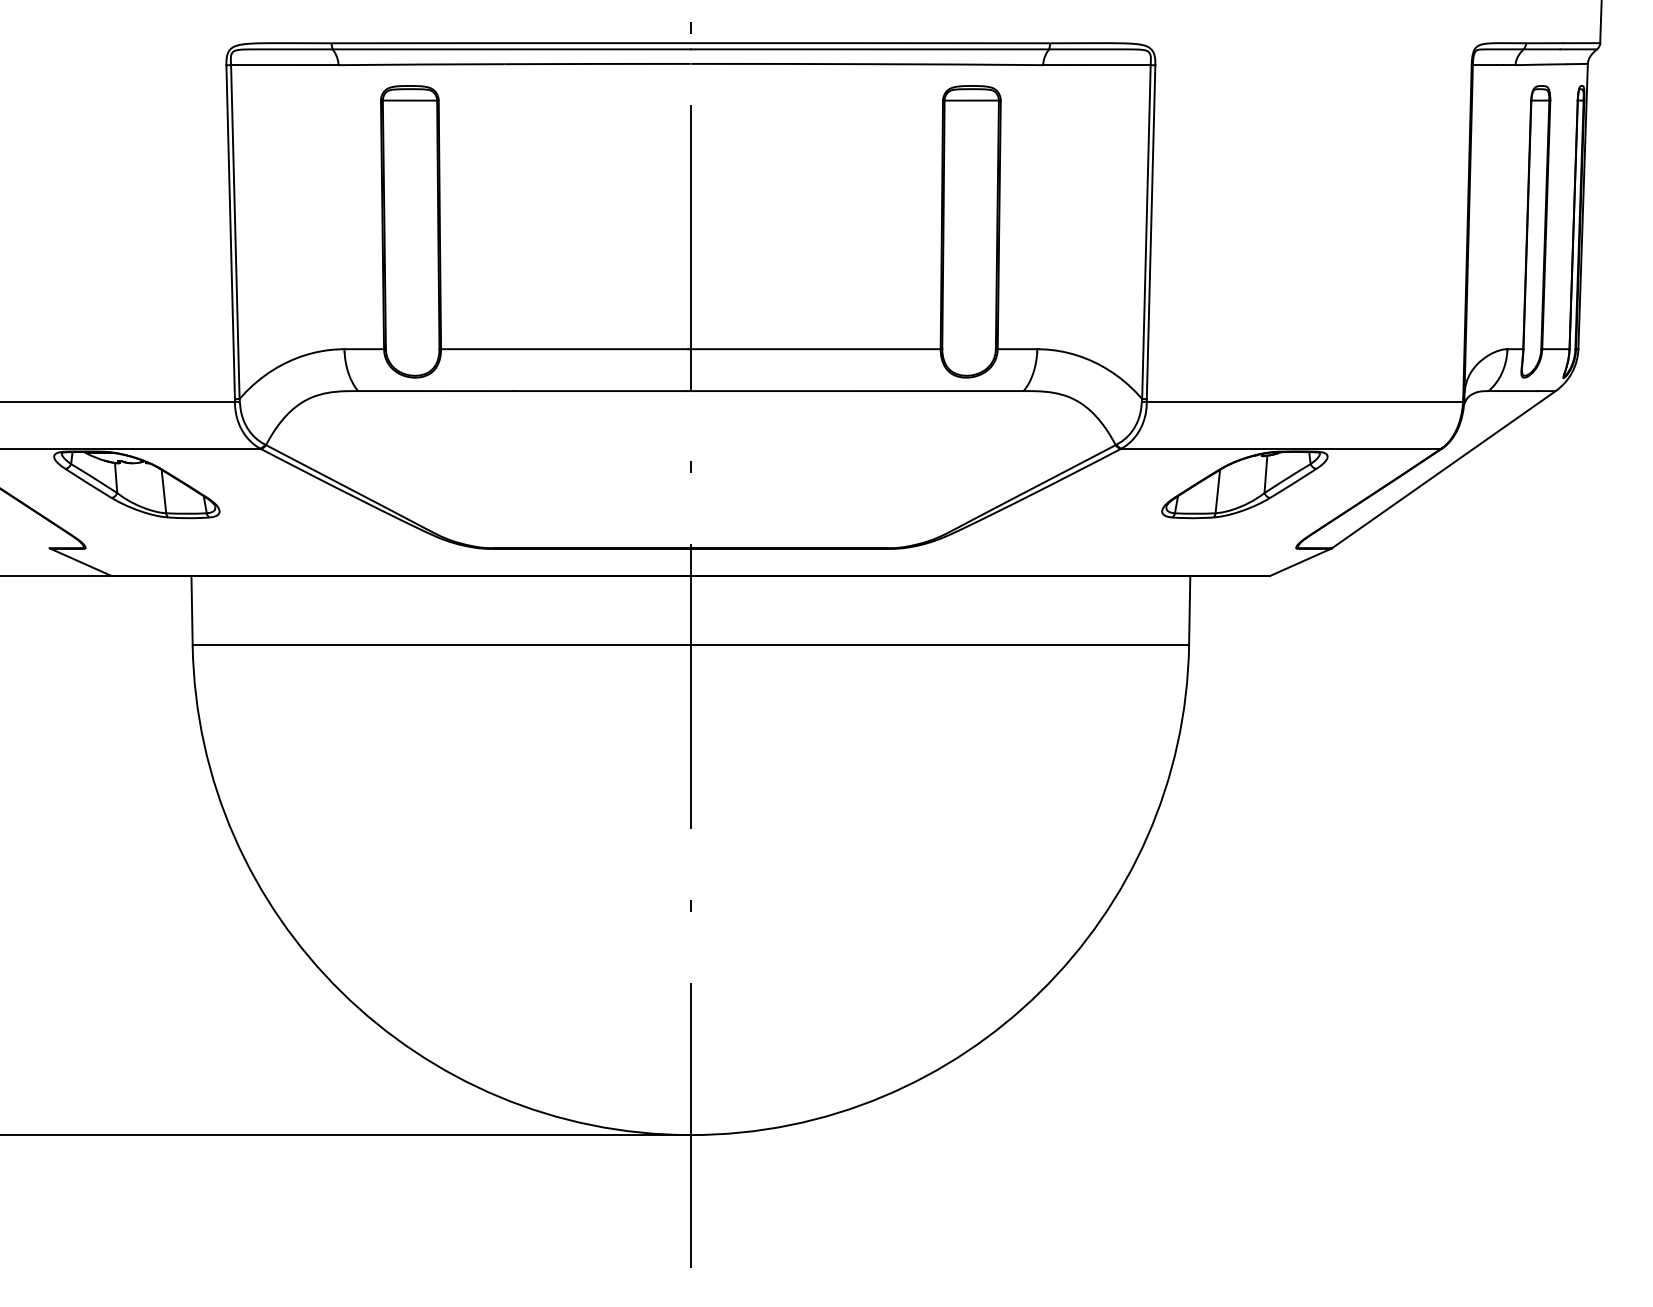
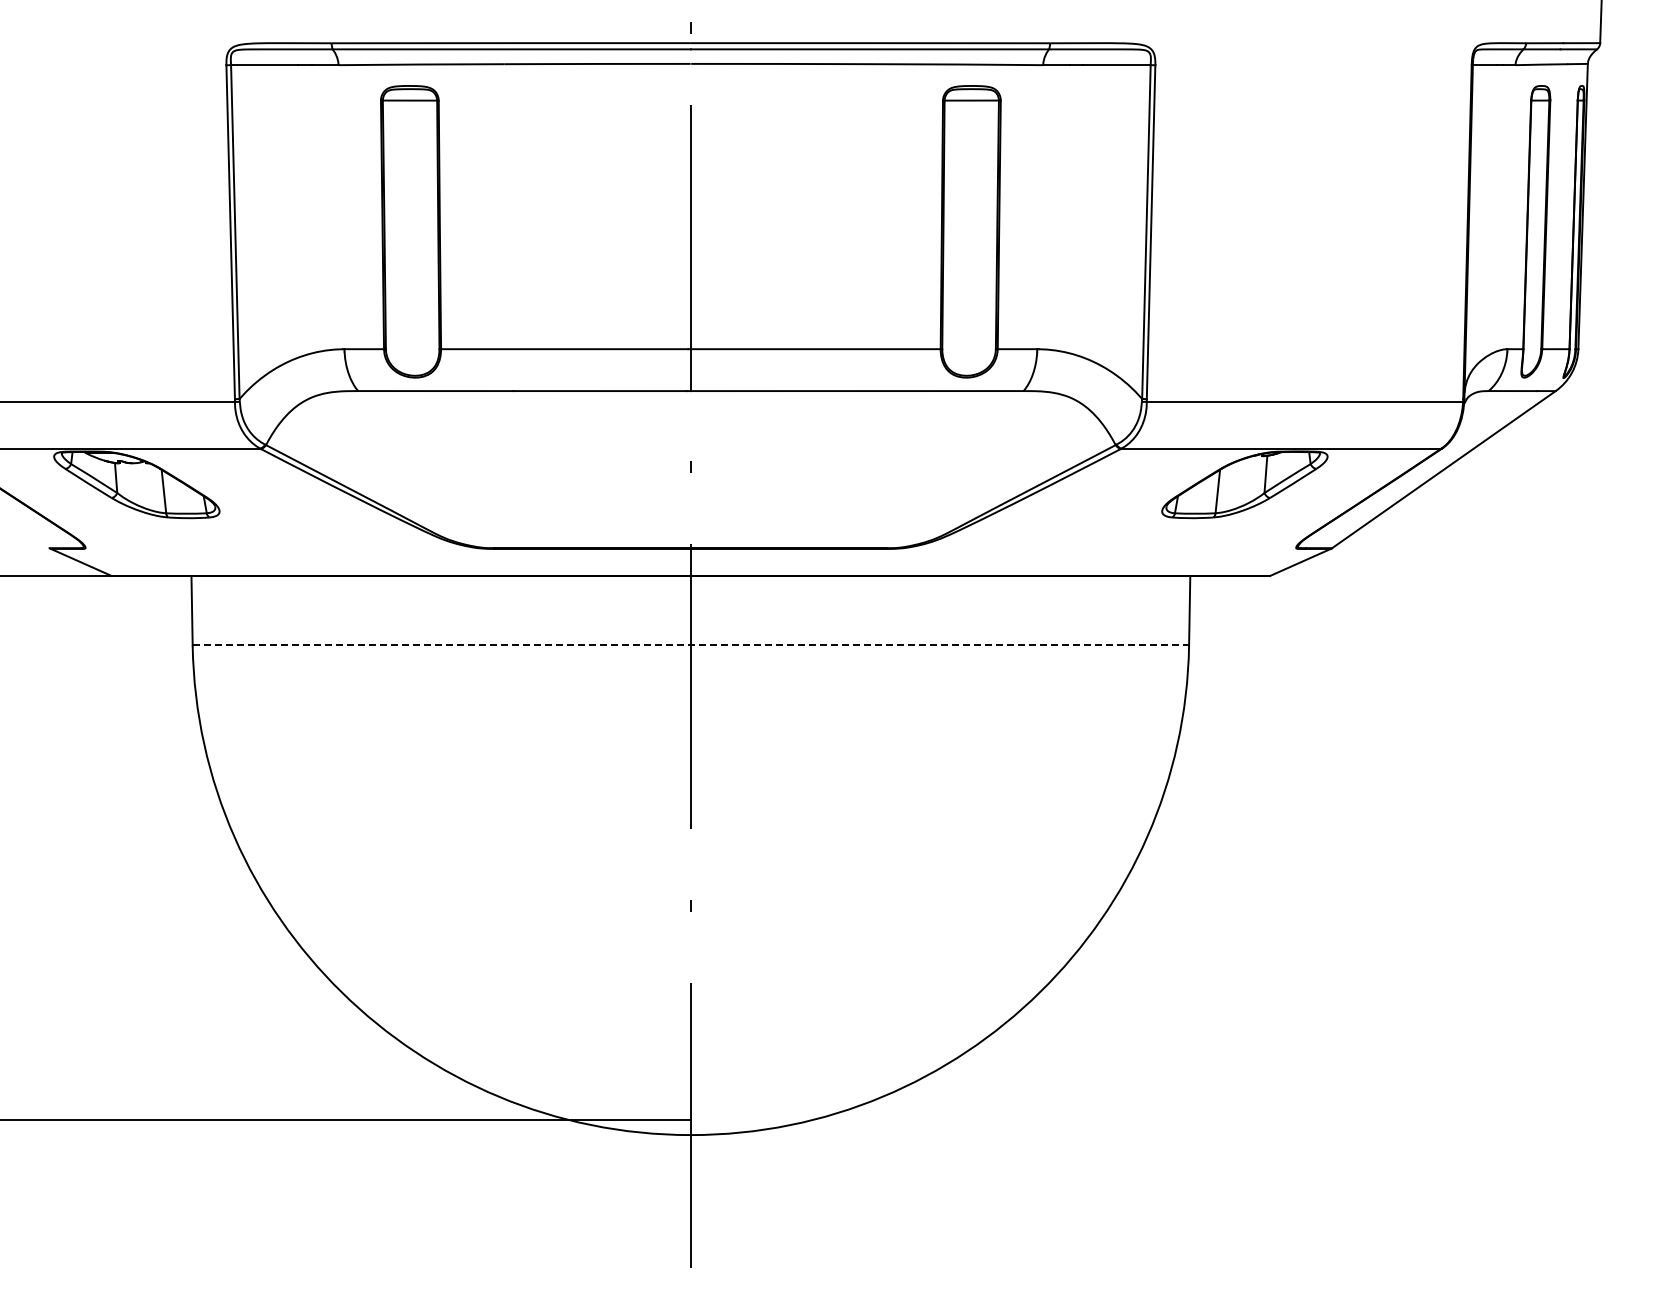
line: solid -> dashed (691, 645)
line position: (346, 1135) -> (346, 1120) (346, 1120)
